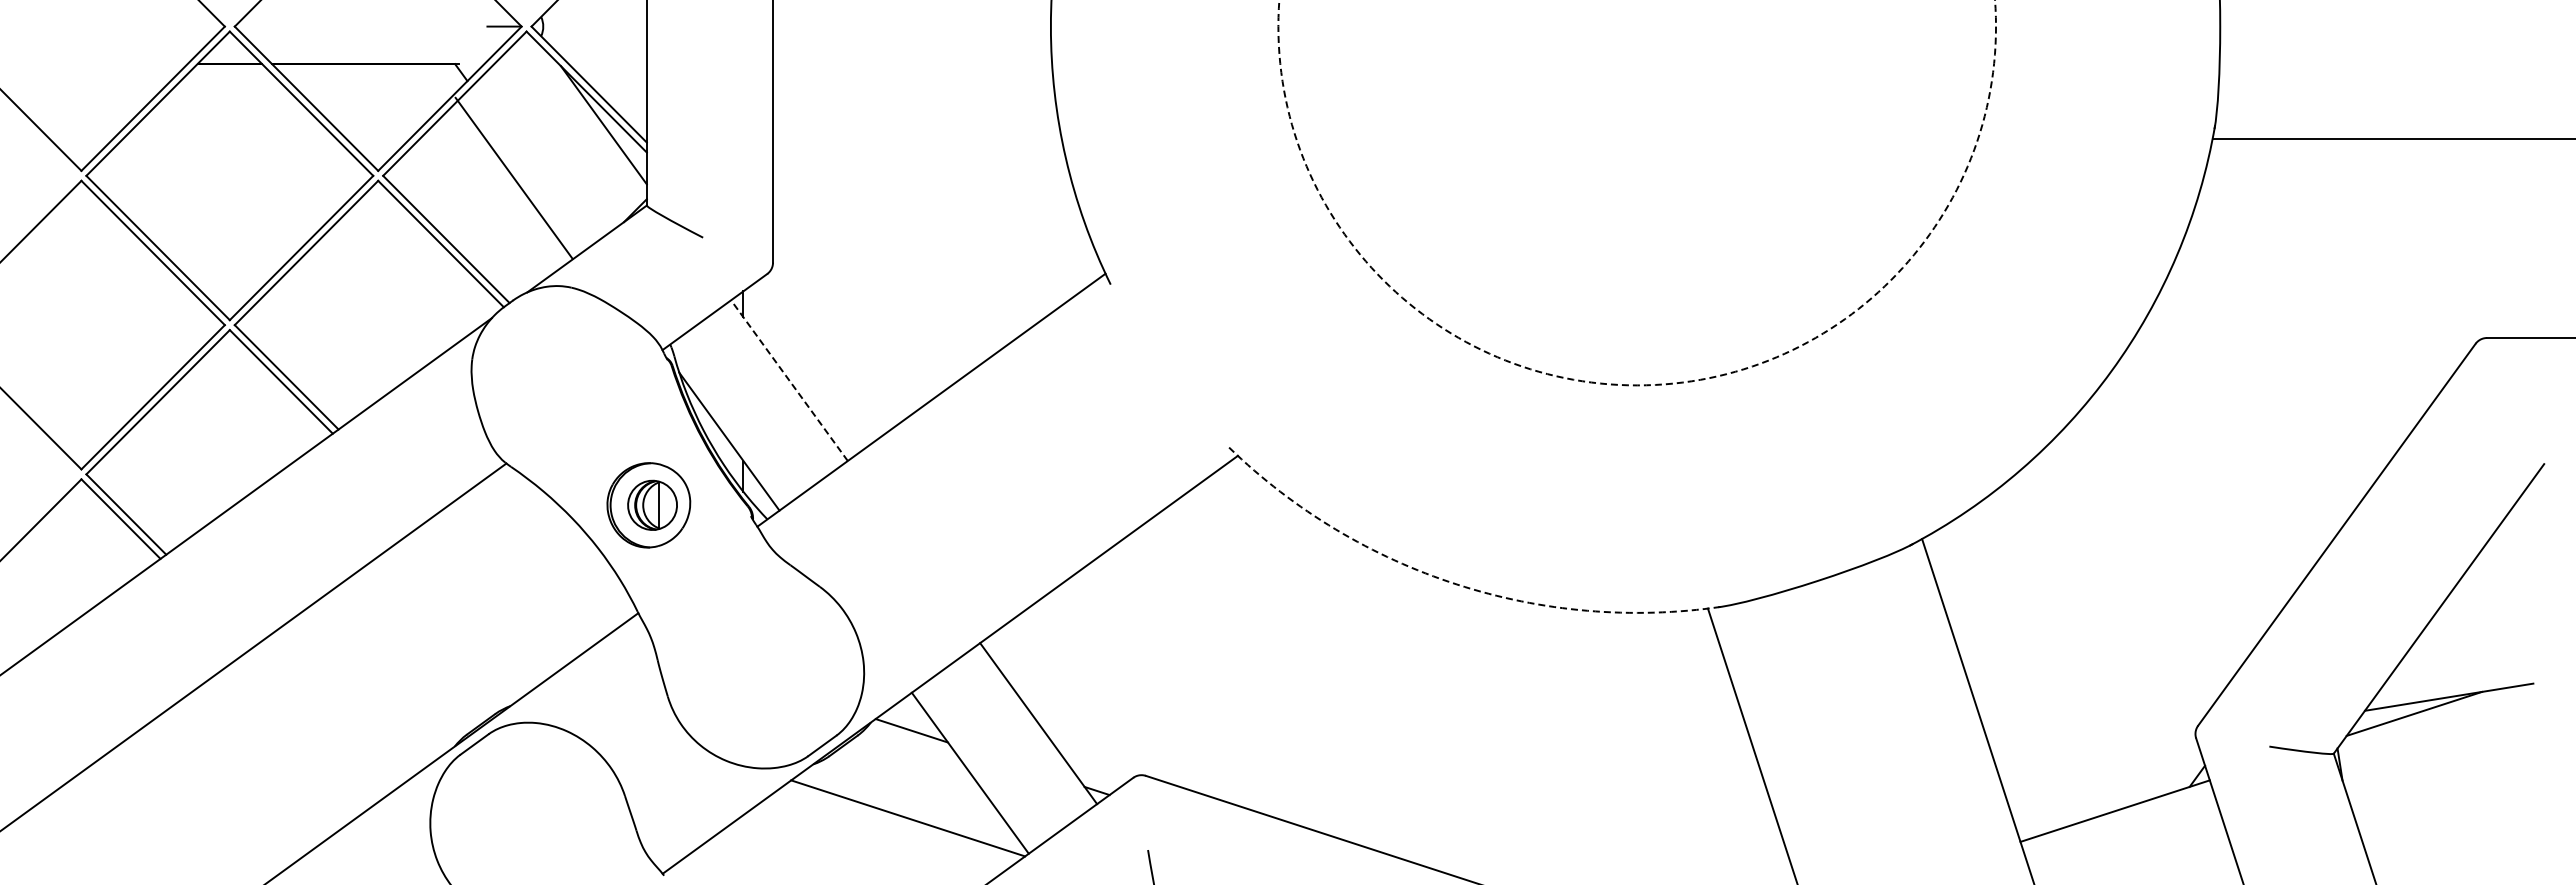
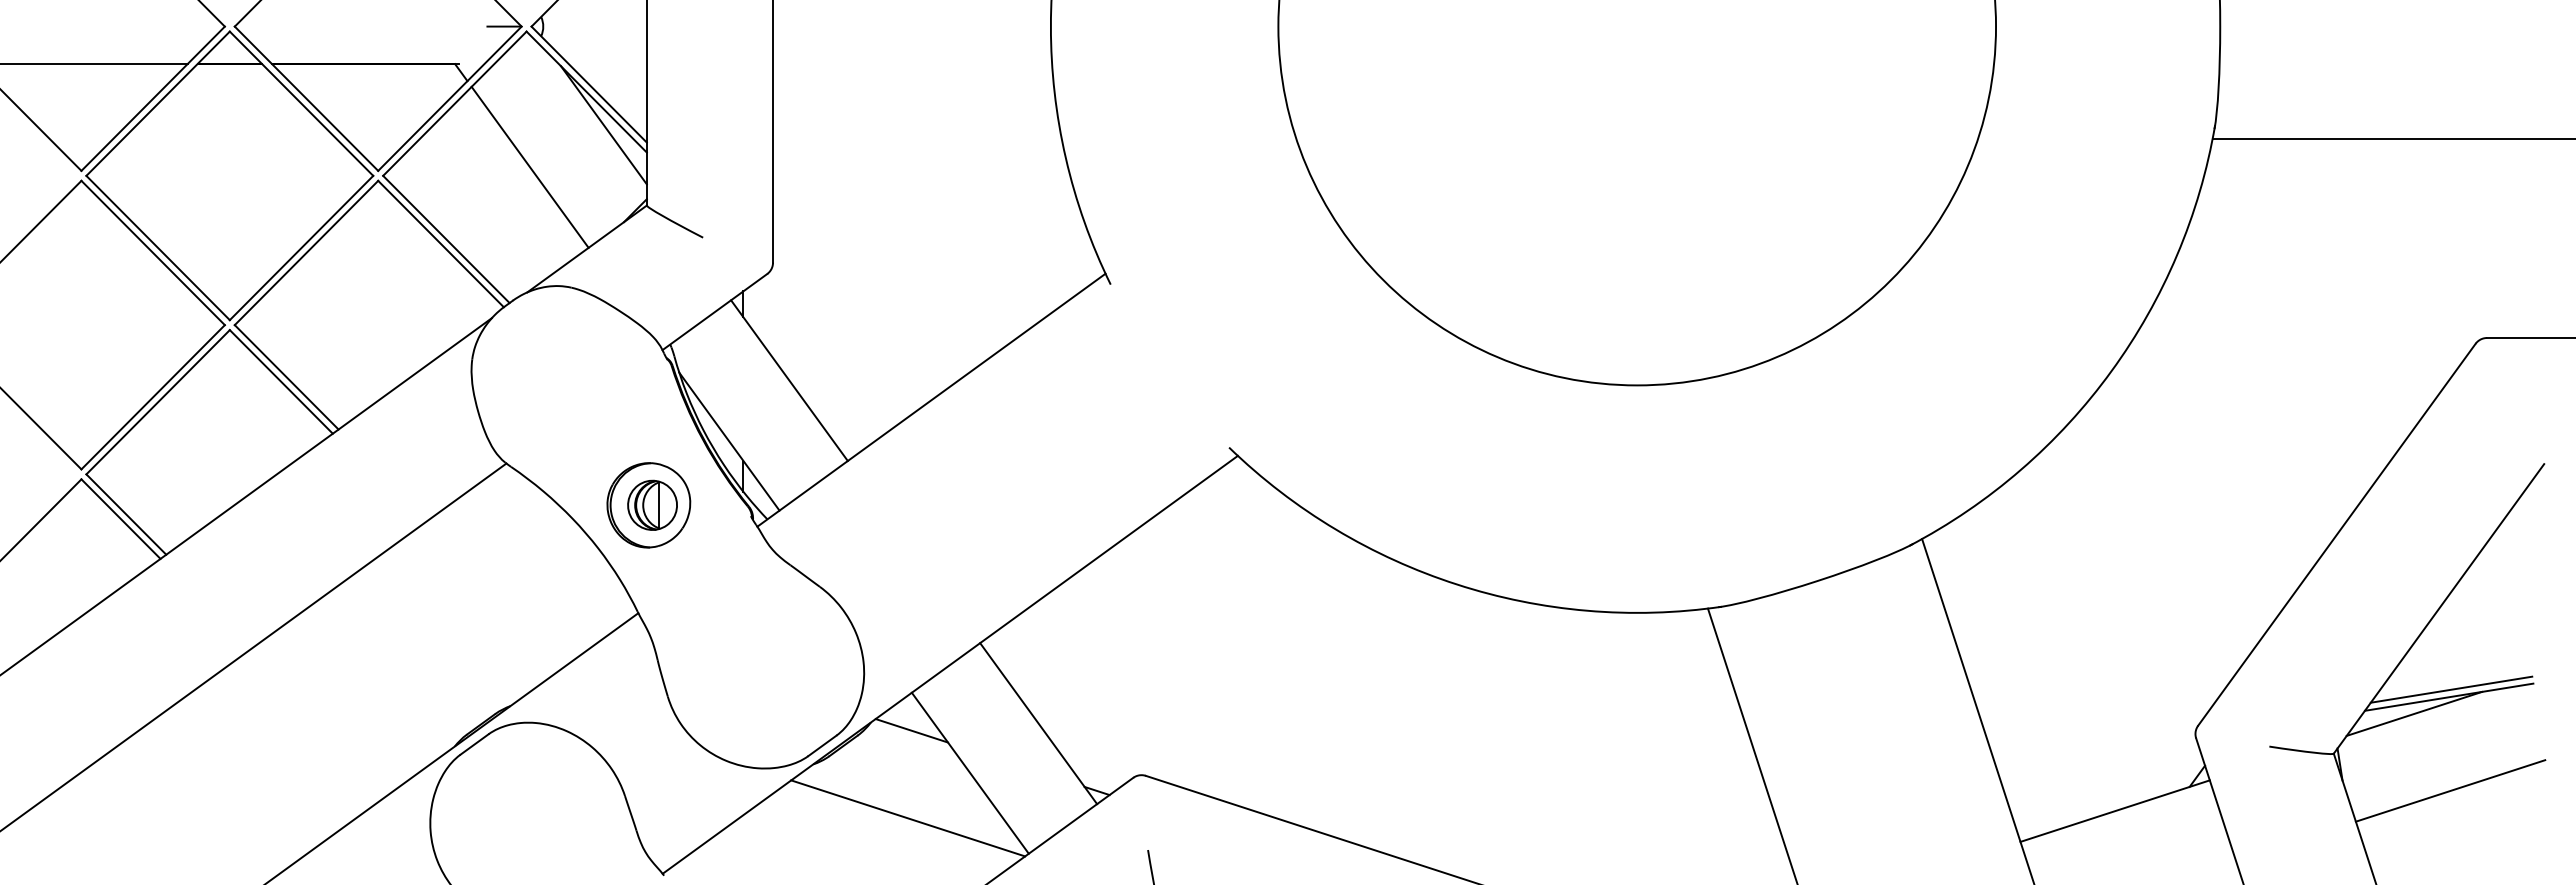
line: none -> present (94, 64)
line position: (513, 177) -> (529, 166) (529, 166)
circle: dashed -> solid (1637, 192)
line: dashed -> solid (789, 380)
arc: dashed -> solid (1456, 584)
line: none -> present (2451, 689)
line: none -> present (2450, 790)
